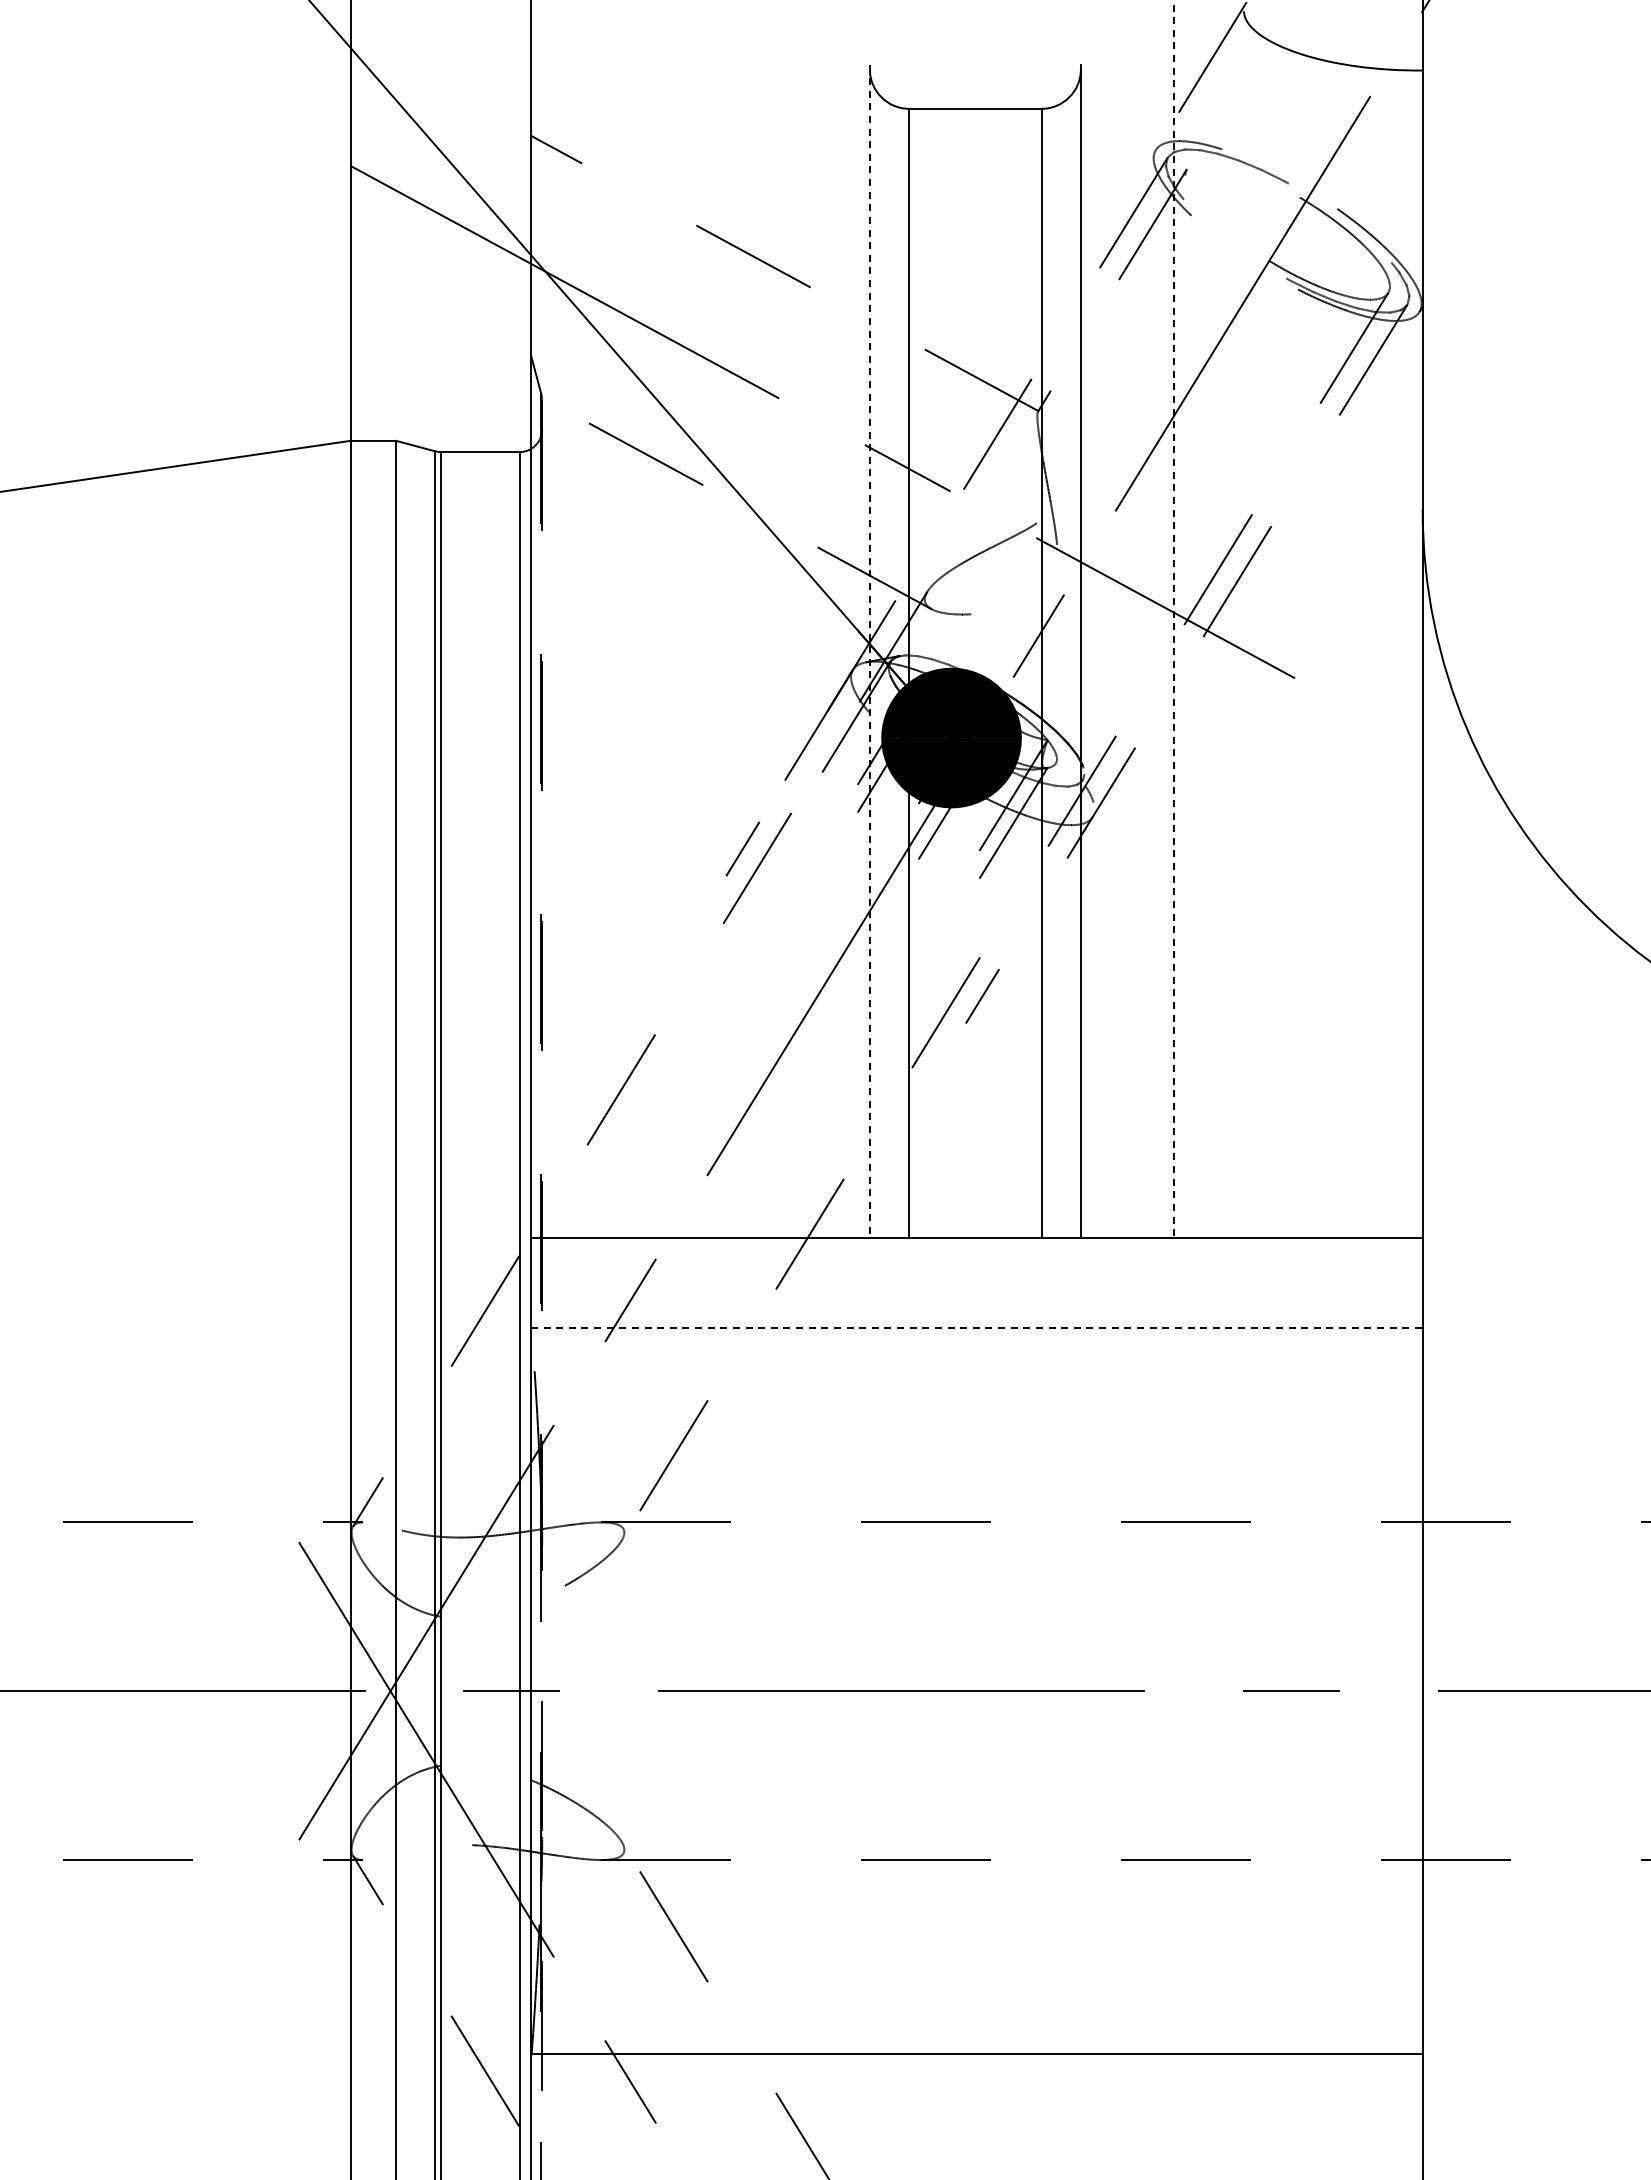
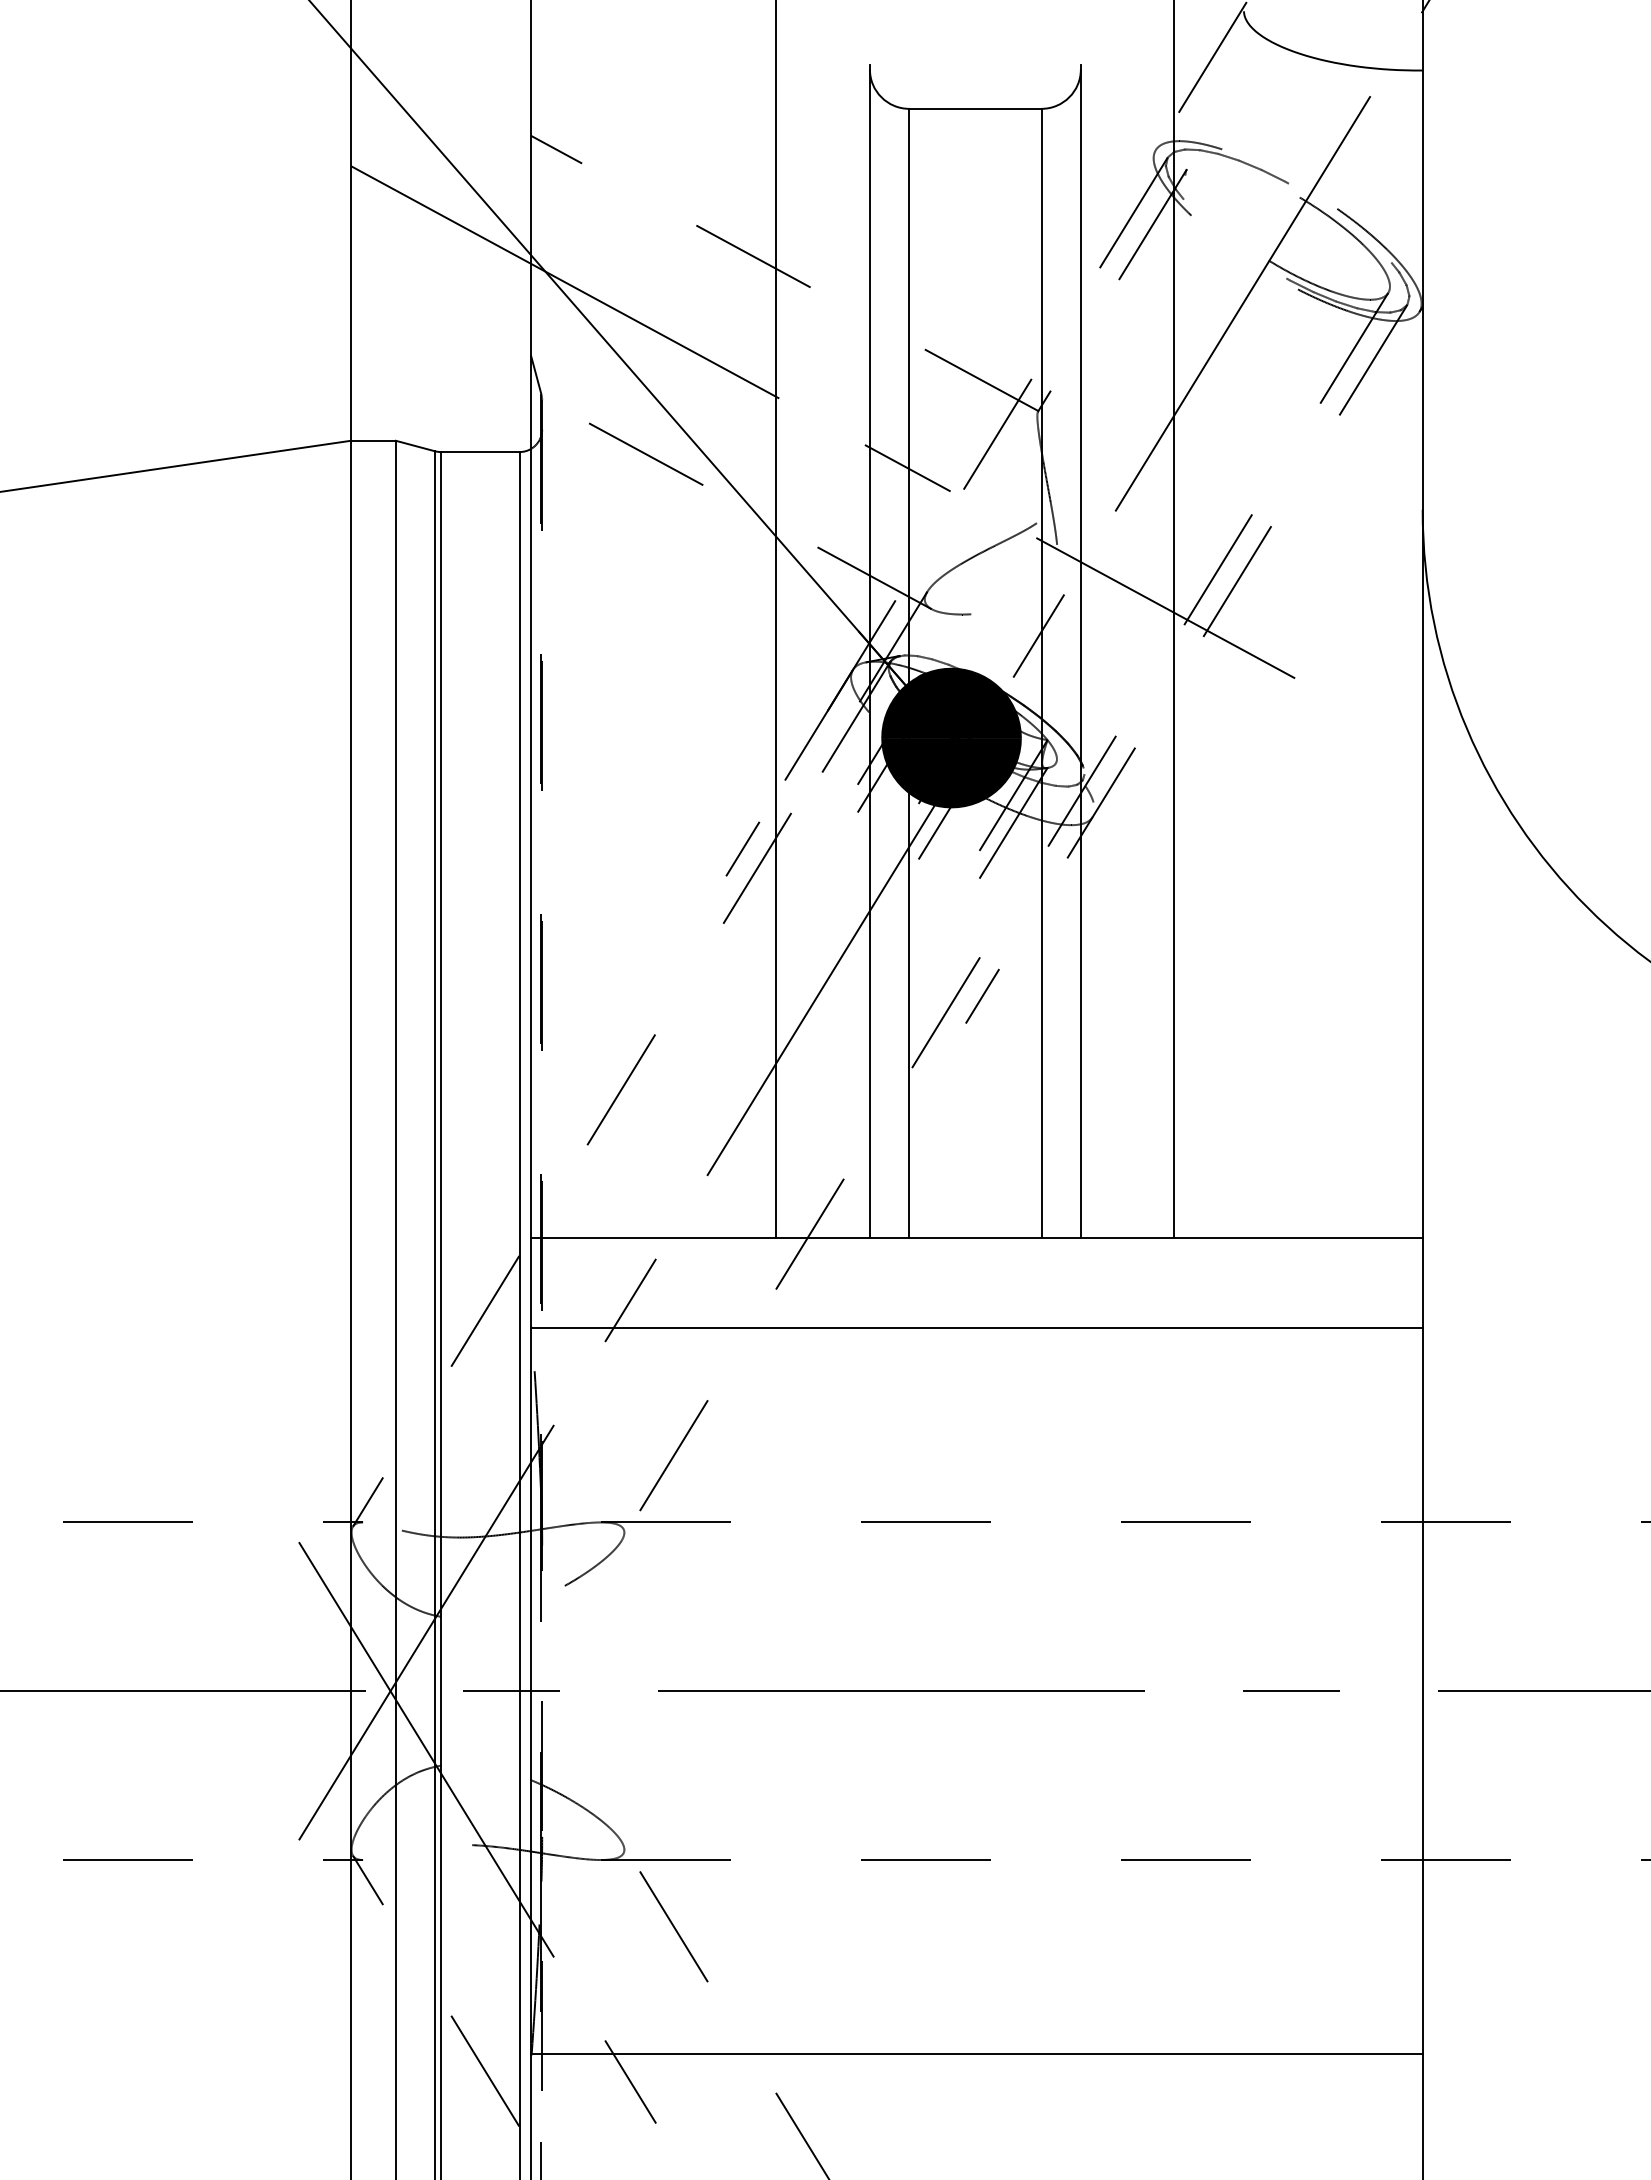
line: dashed -> solid (1174, 619)
line: none -> present (776, 620)
line: dashed -> solid (869, 652)
line: dashed -> solid (976, 1328)
